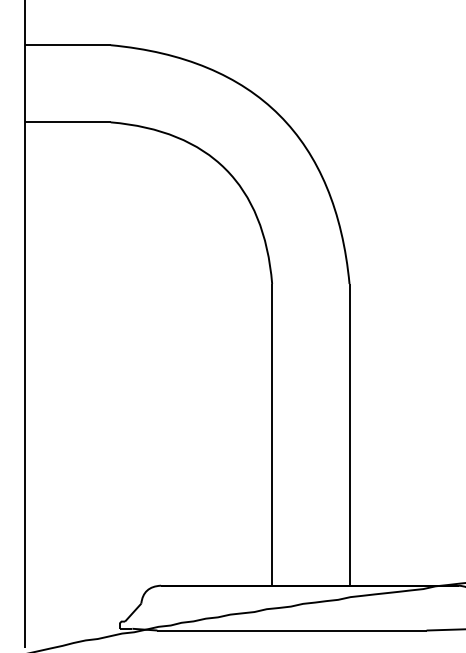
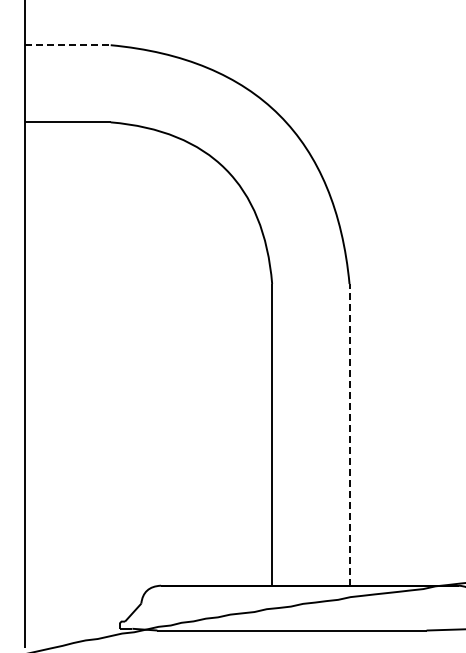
line: solid -> dashed (68, 45)
line: solid -> dashed (349, 434)
